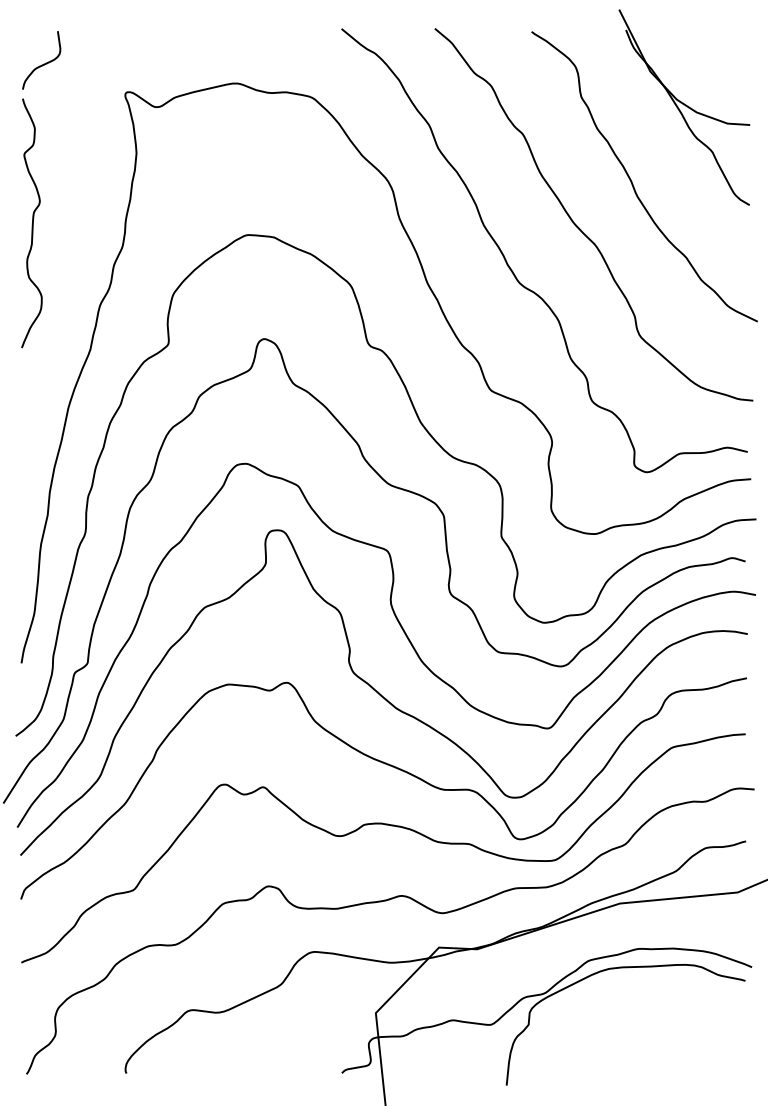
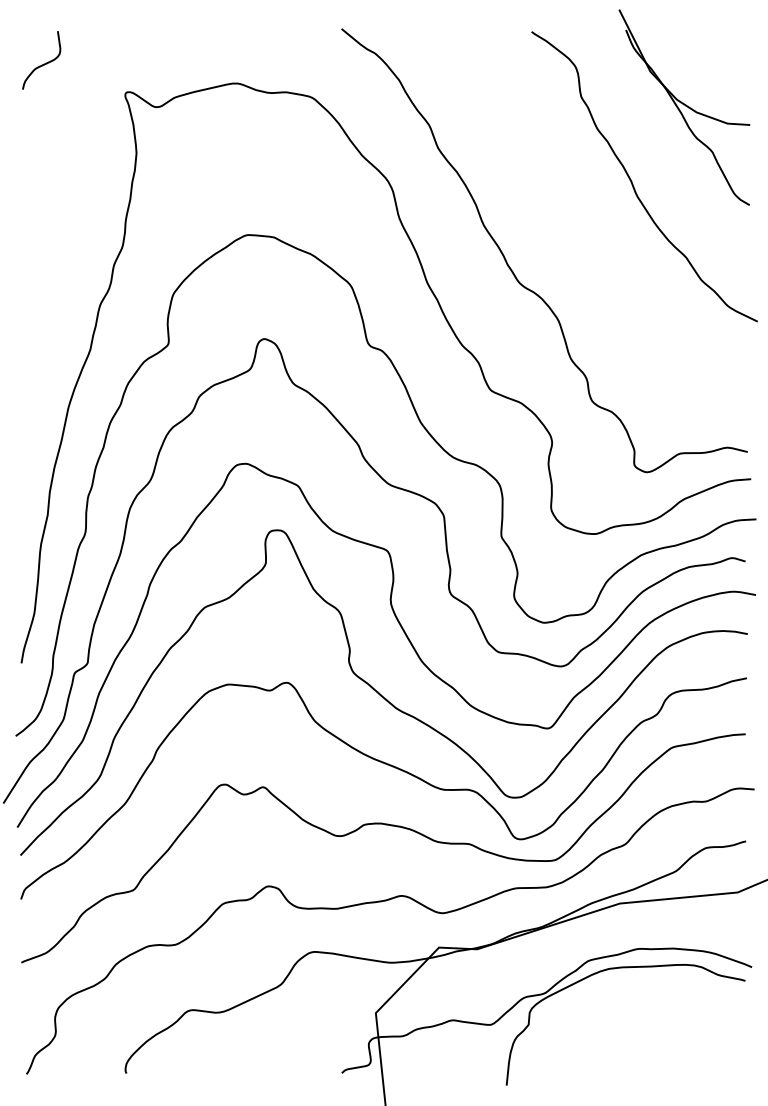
curve: present -> none (32, 223)
curve: present -> none (579, 227)
